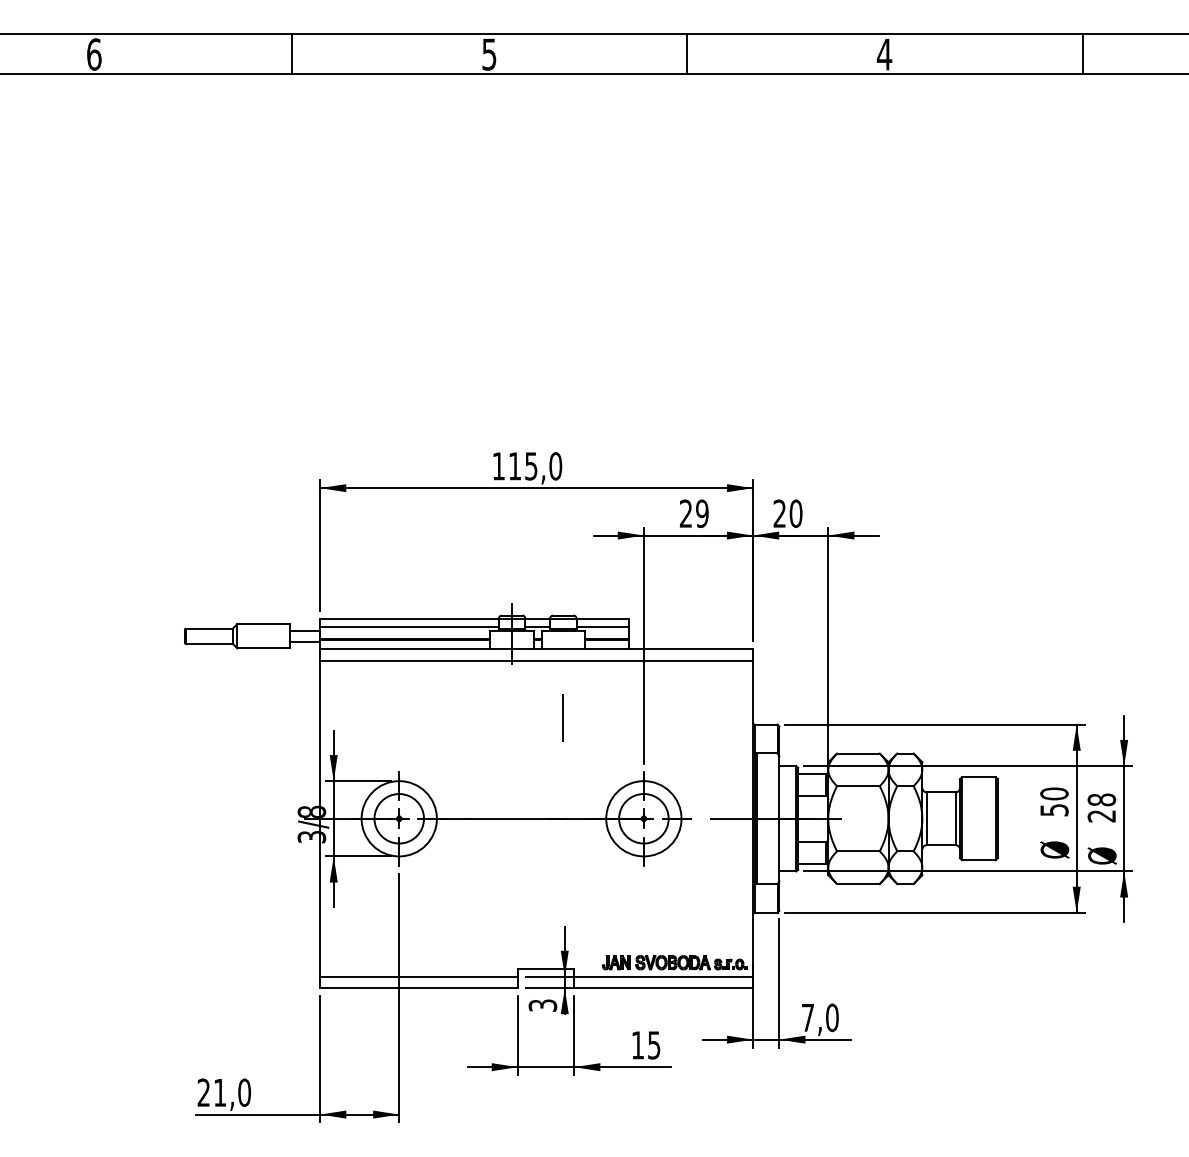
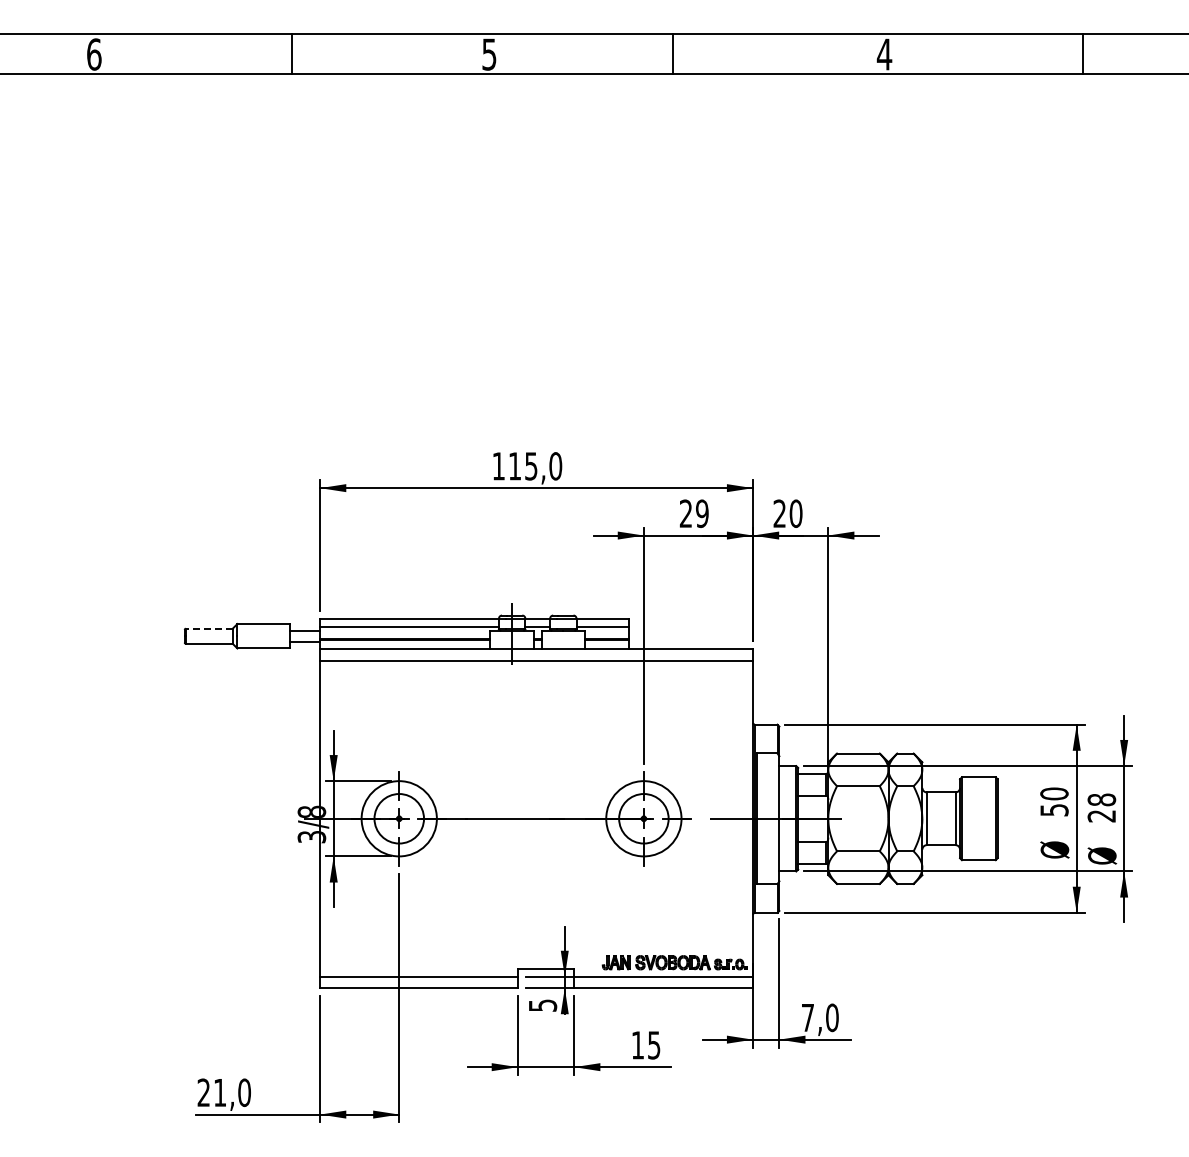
line position: (687, 54) -> (673, 54) (673, 54)
line: solid -> dashed (208, 628)
line: present -> none (562, 717)
text: 3 -> 5 (542, 1005)
